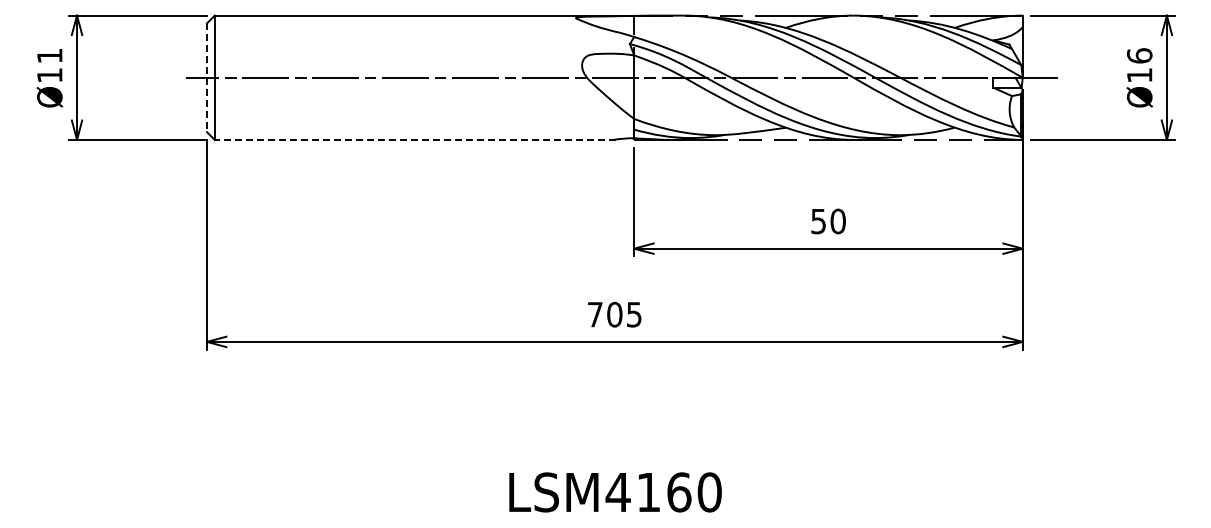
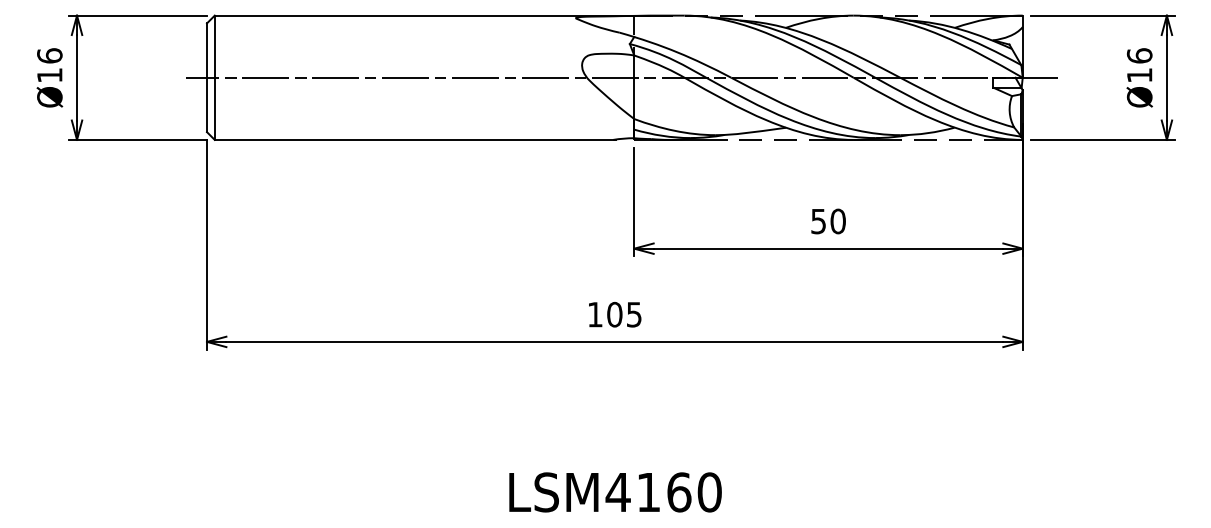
text: Ø11 -> Ø16 (49, 55)
line: dashed -> solid (207, 78)
line: dashed -> solid (415, 139)
text: 705 -> 105 (595, 314)
